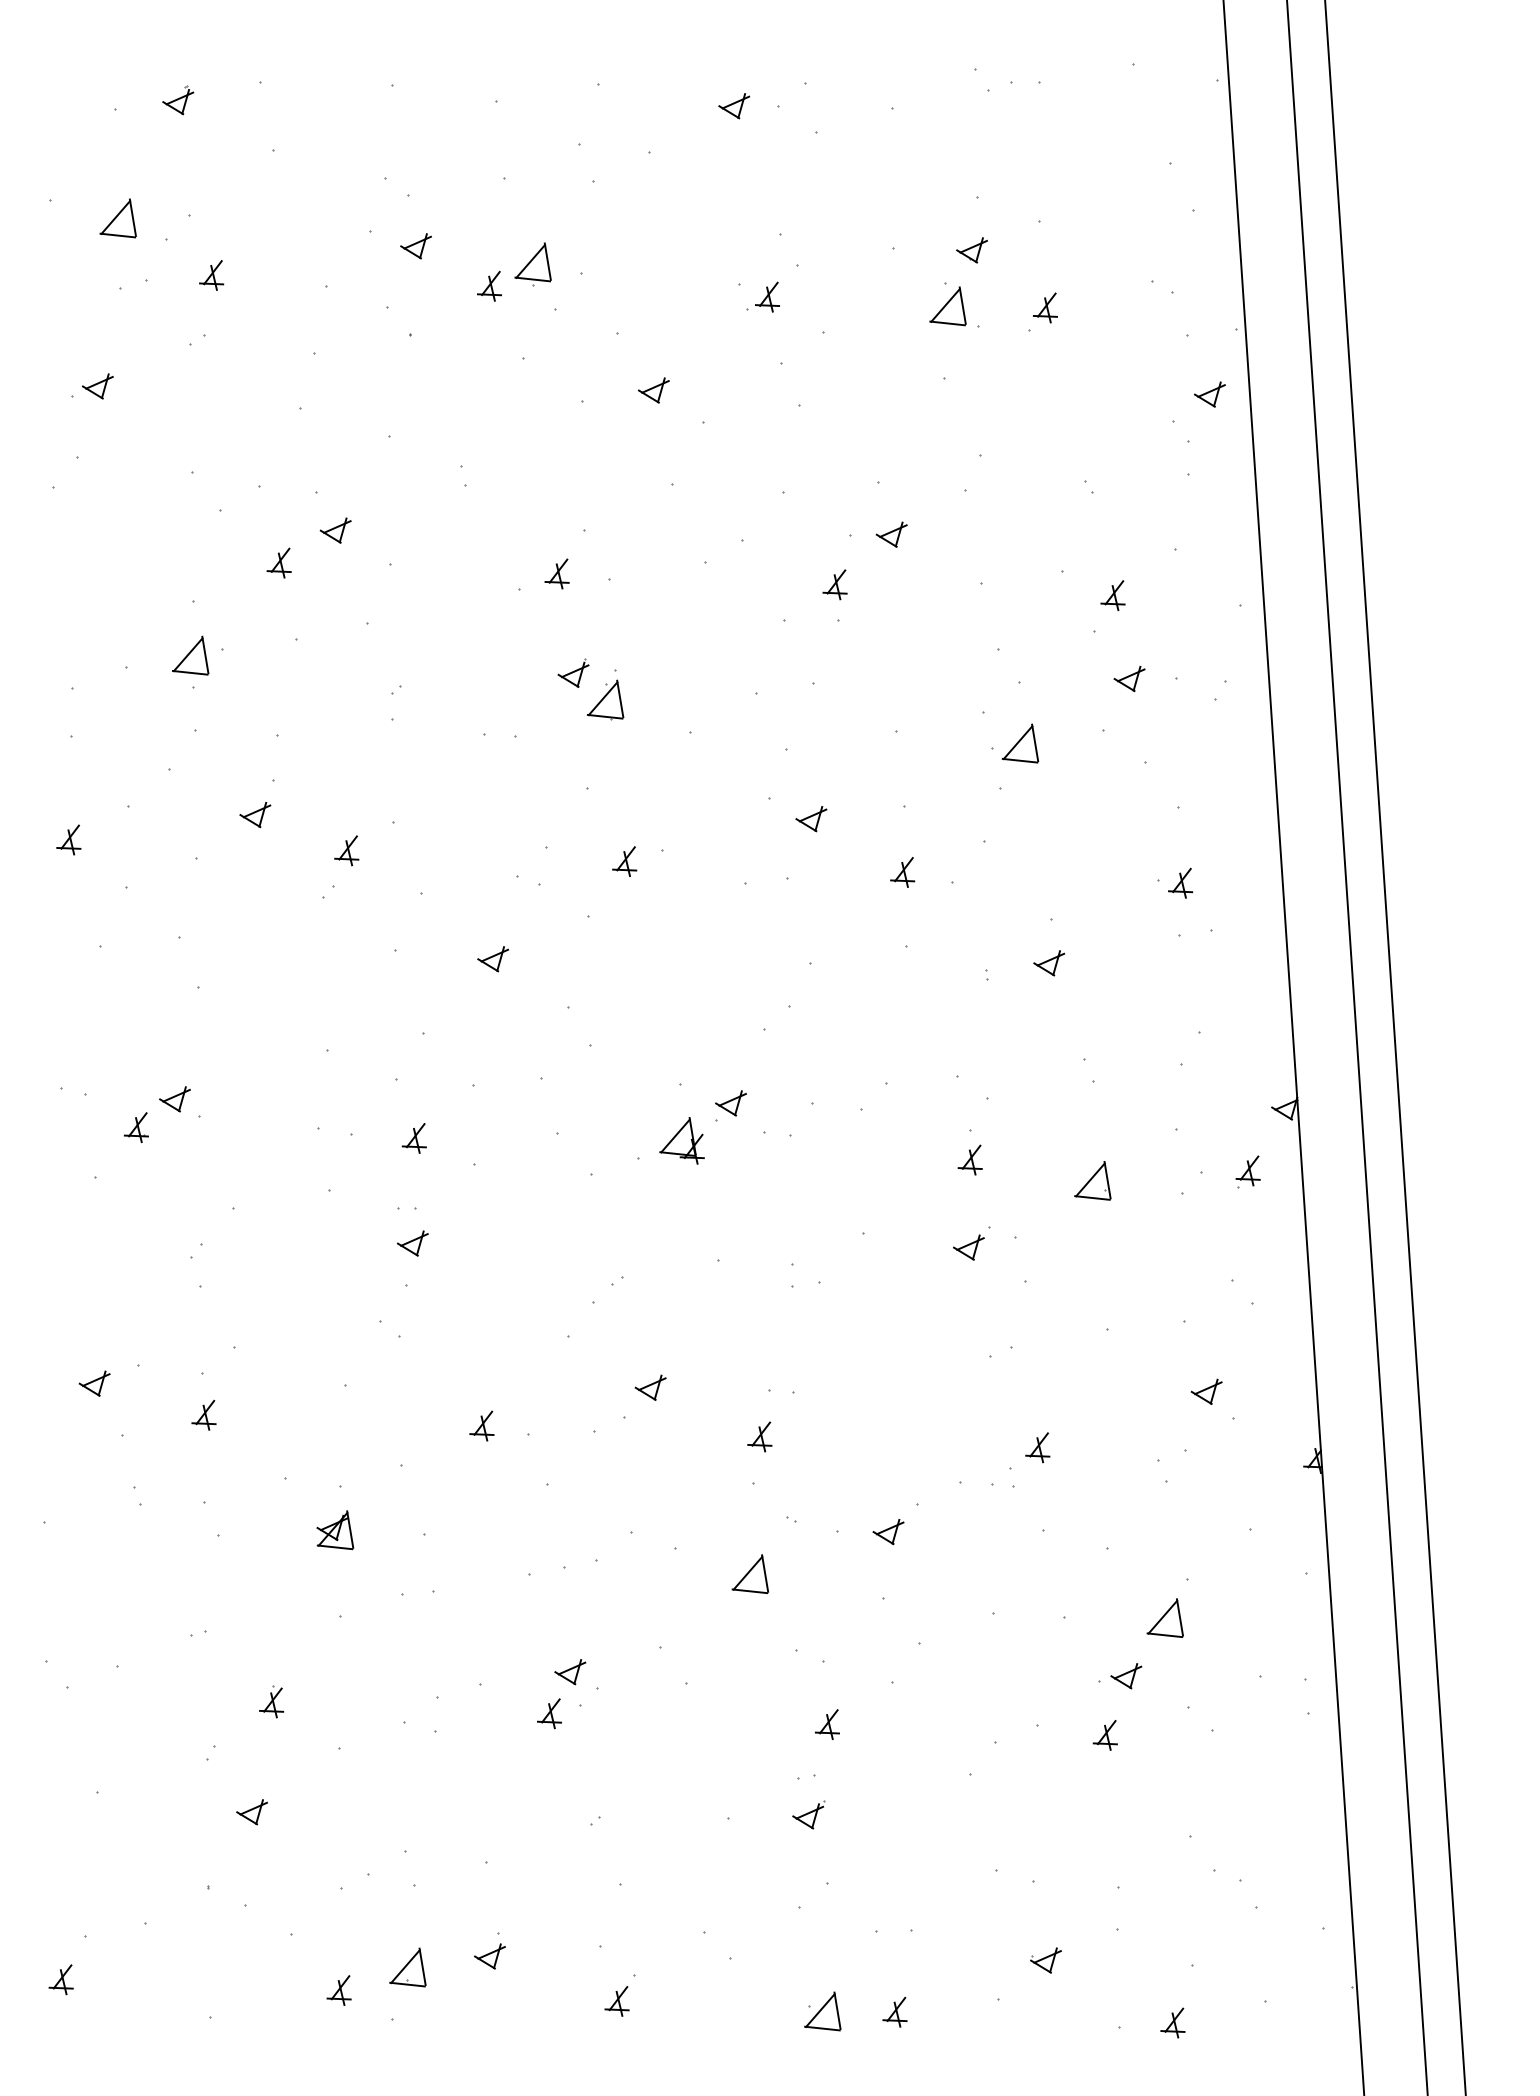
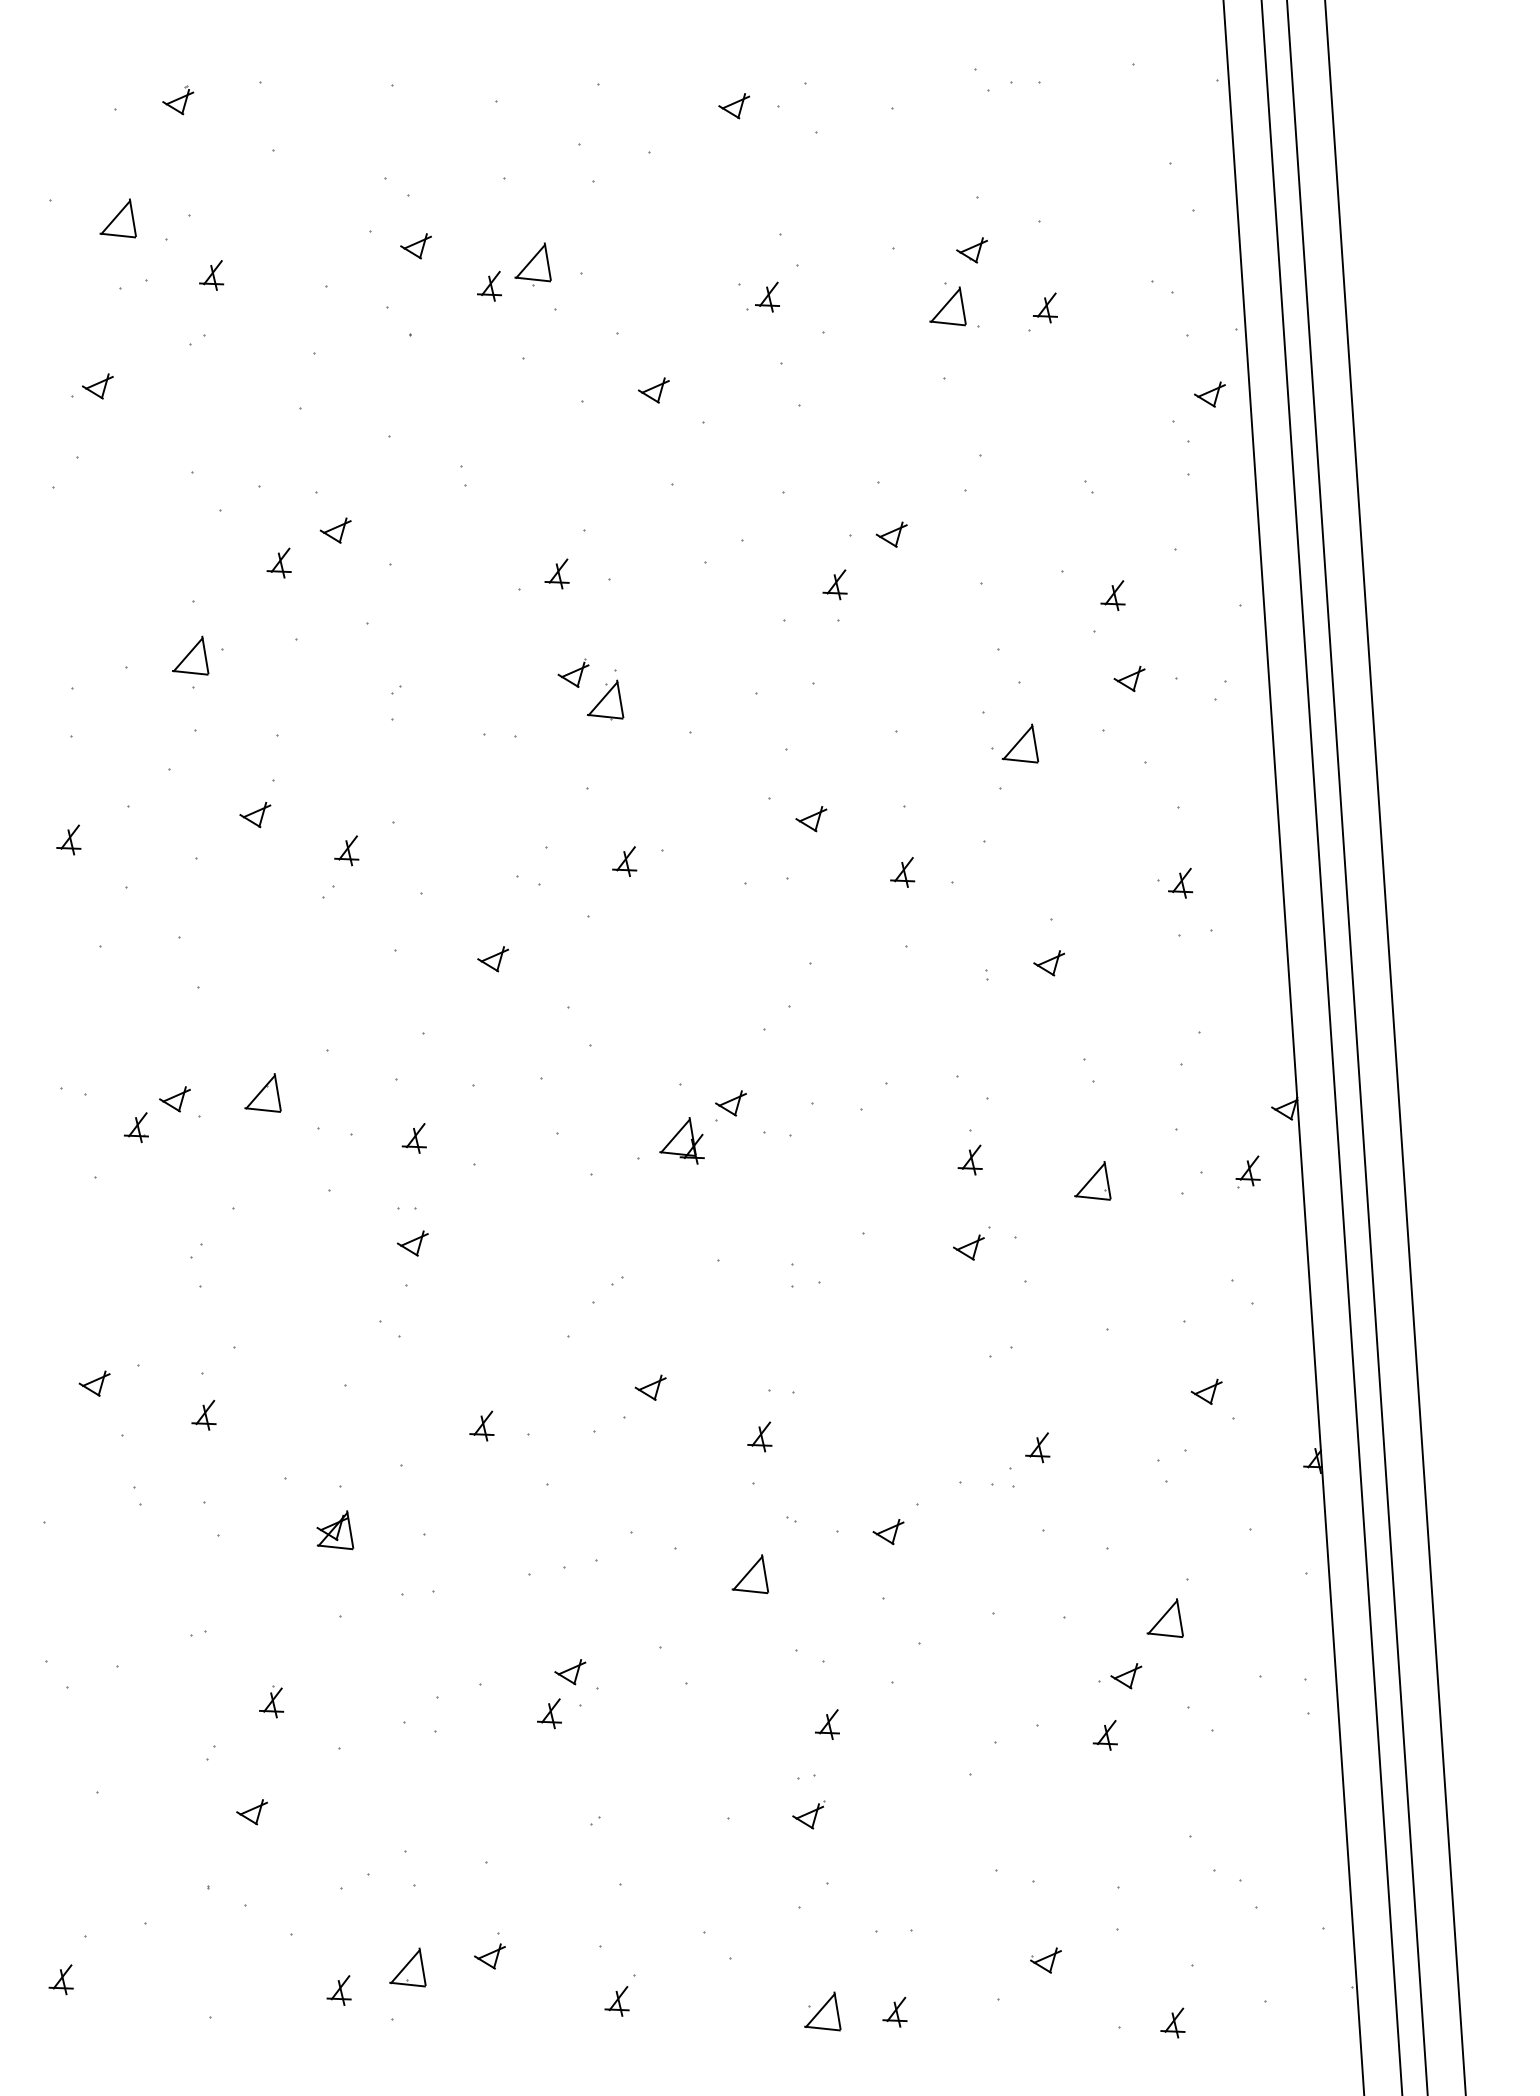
line: none -> present (1331, 1047)
part: none -> present (262, 1092)
